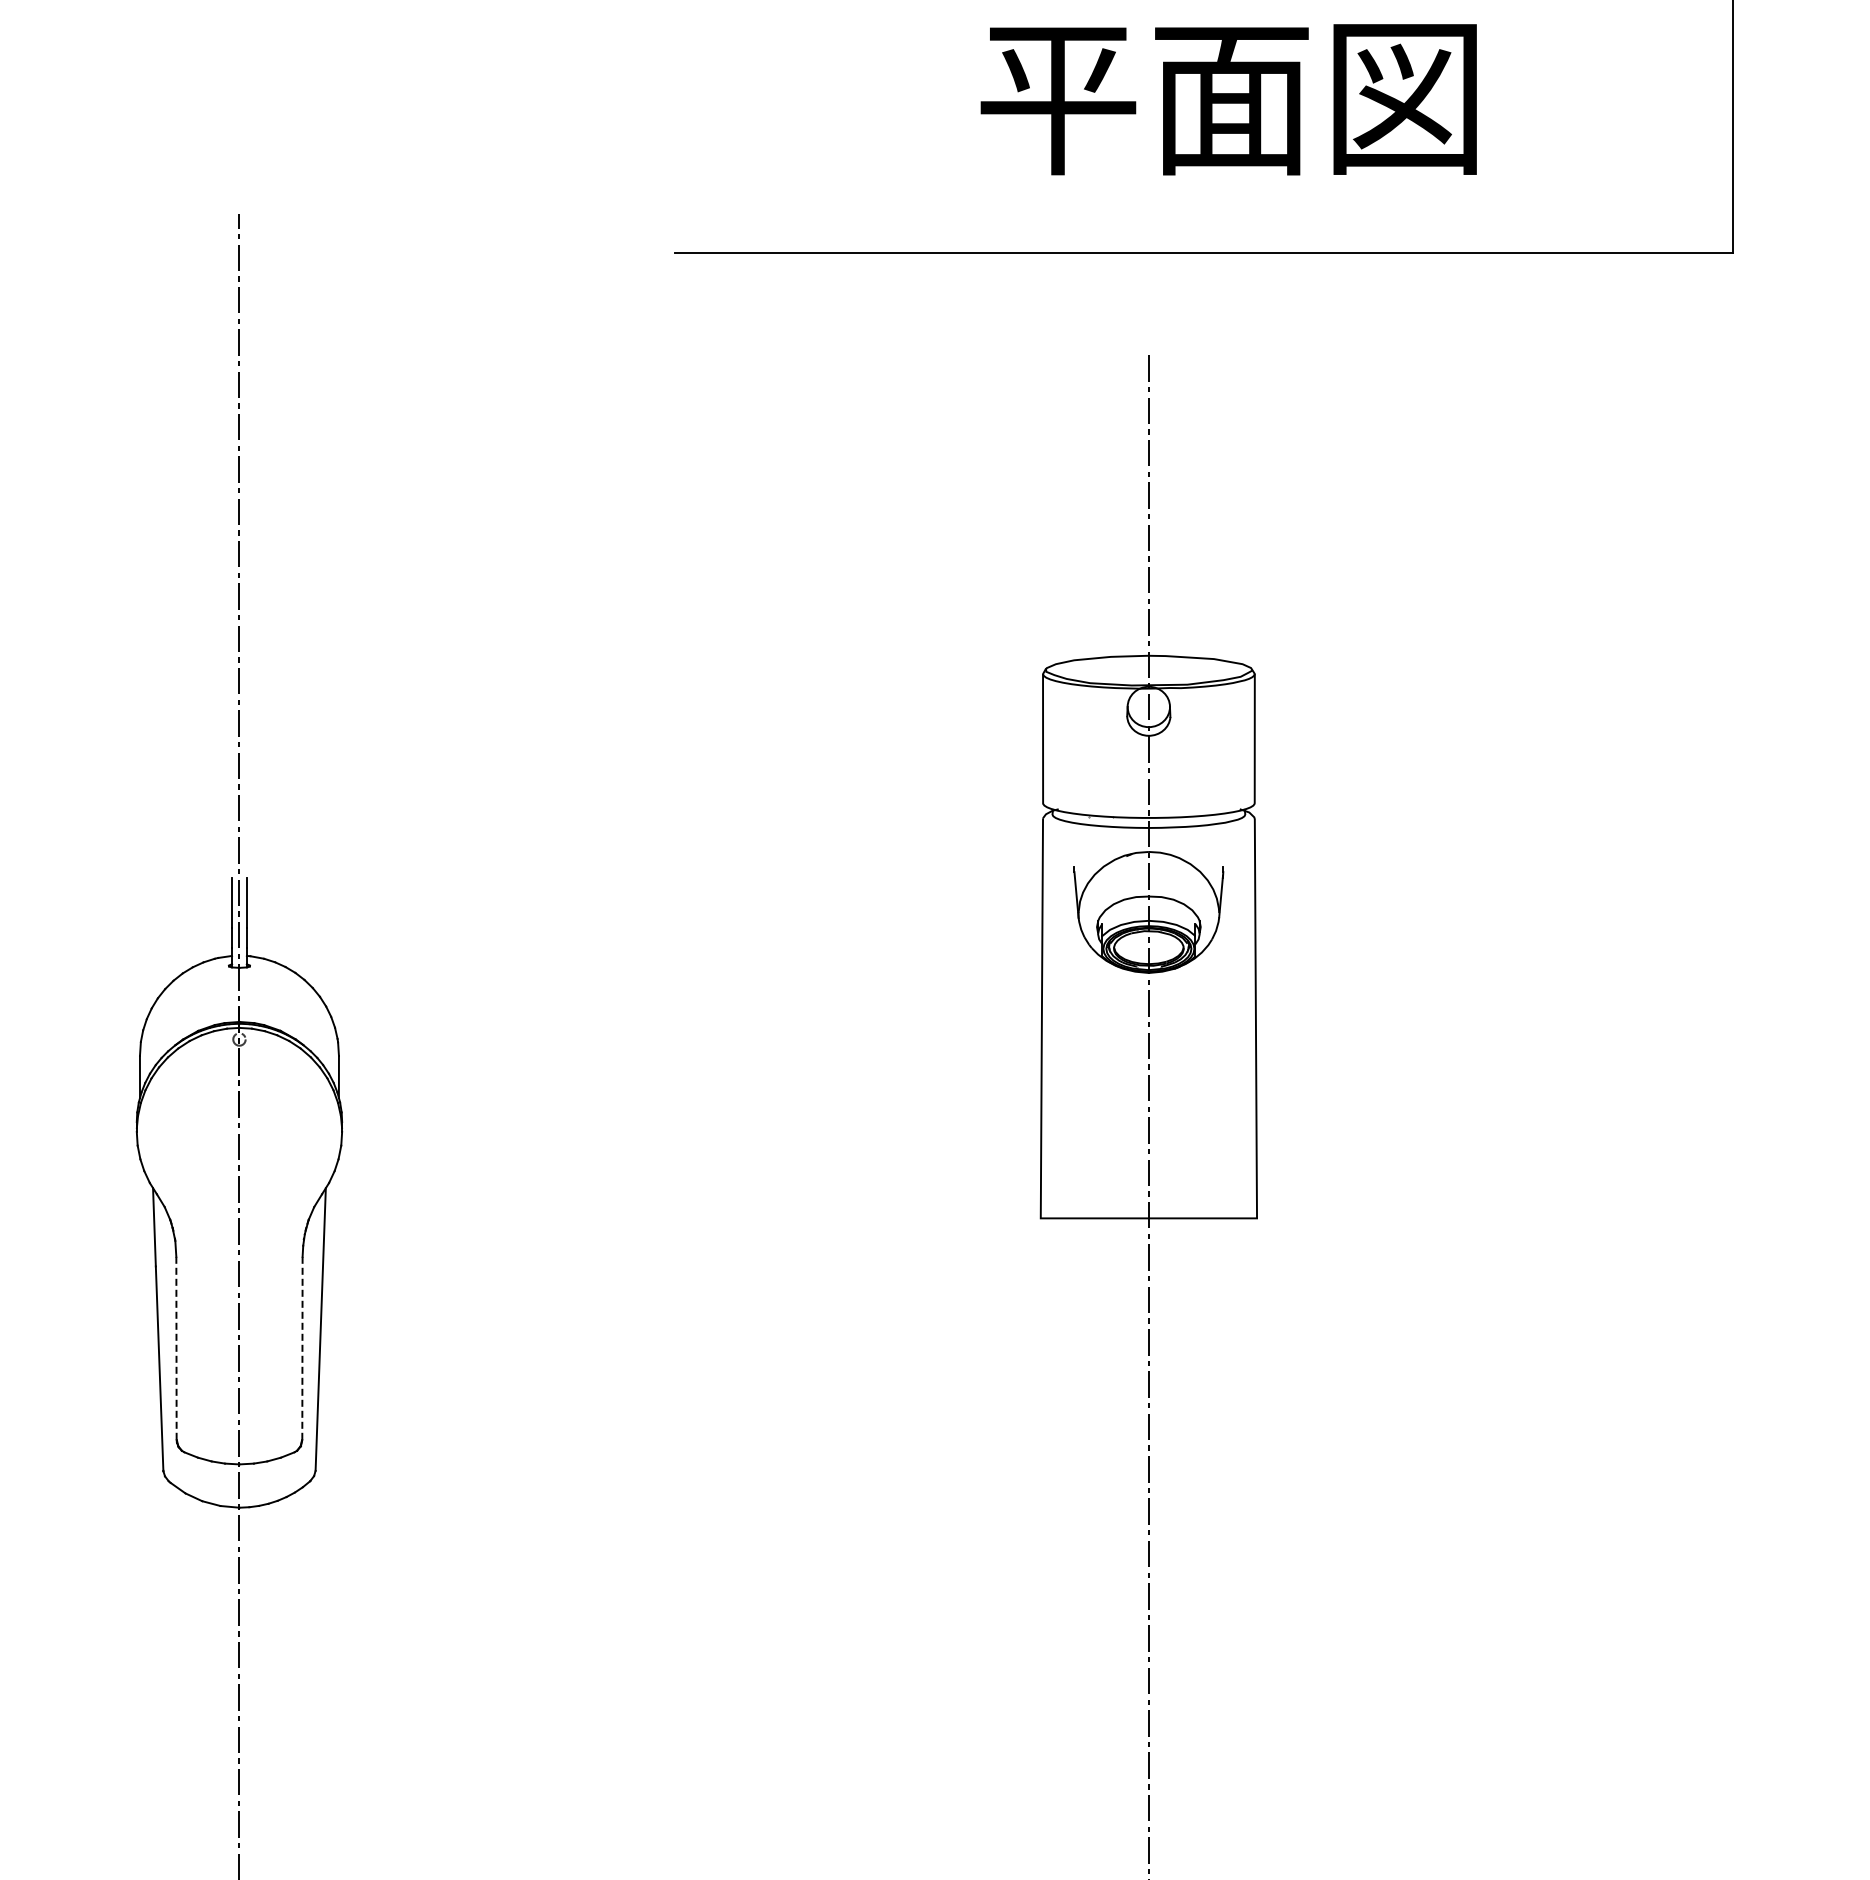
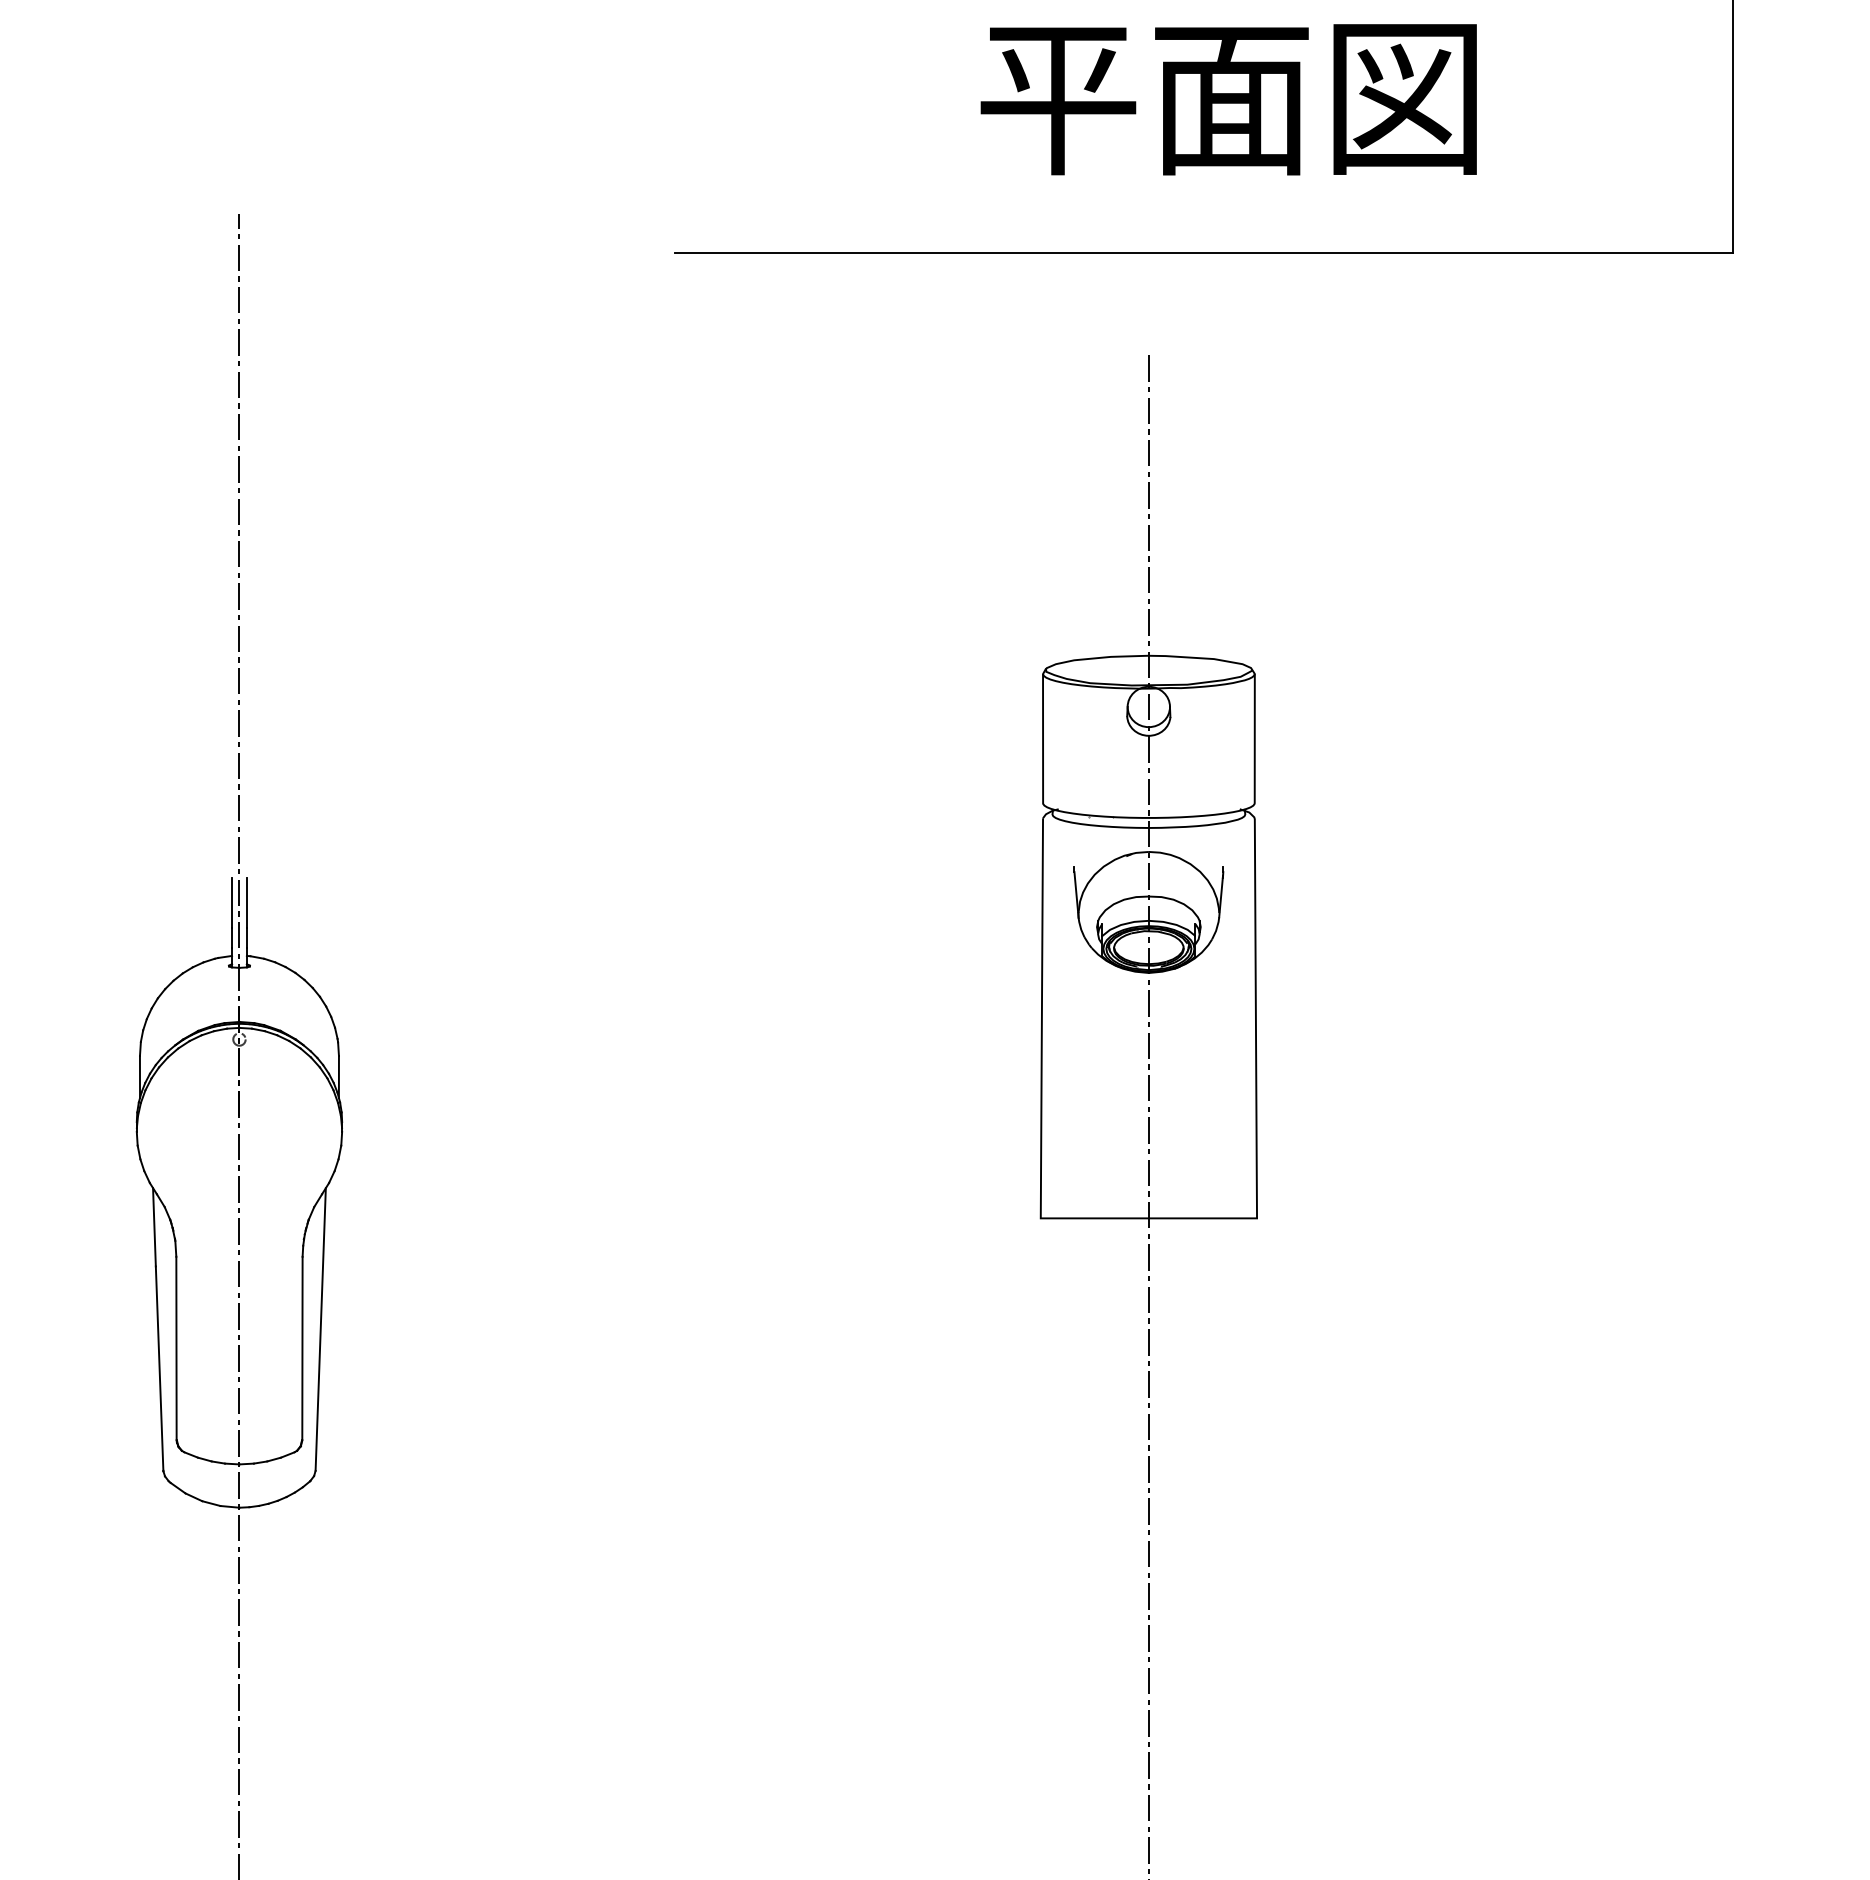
line: dashed -> solid (176, 1348)
line: dashed -> solid (302, 1348)
